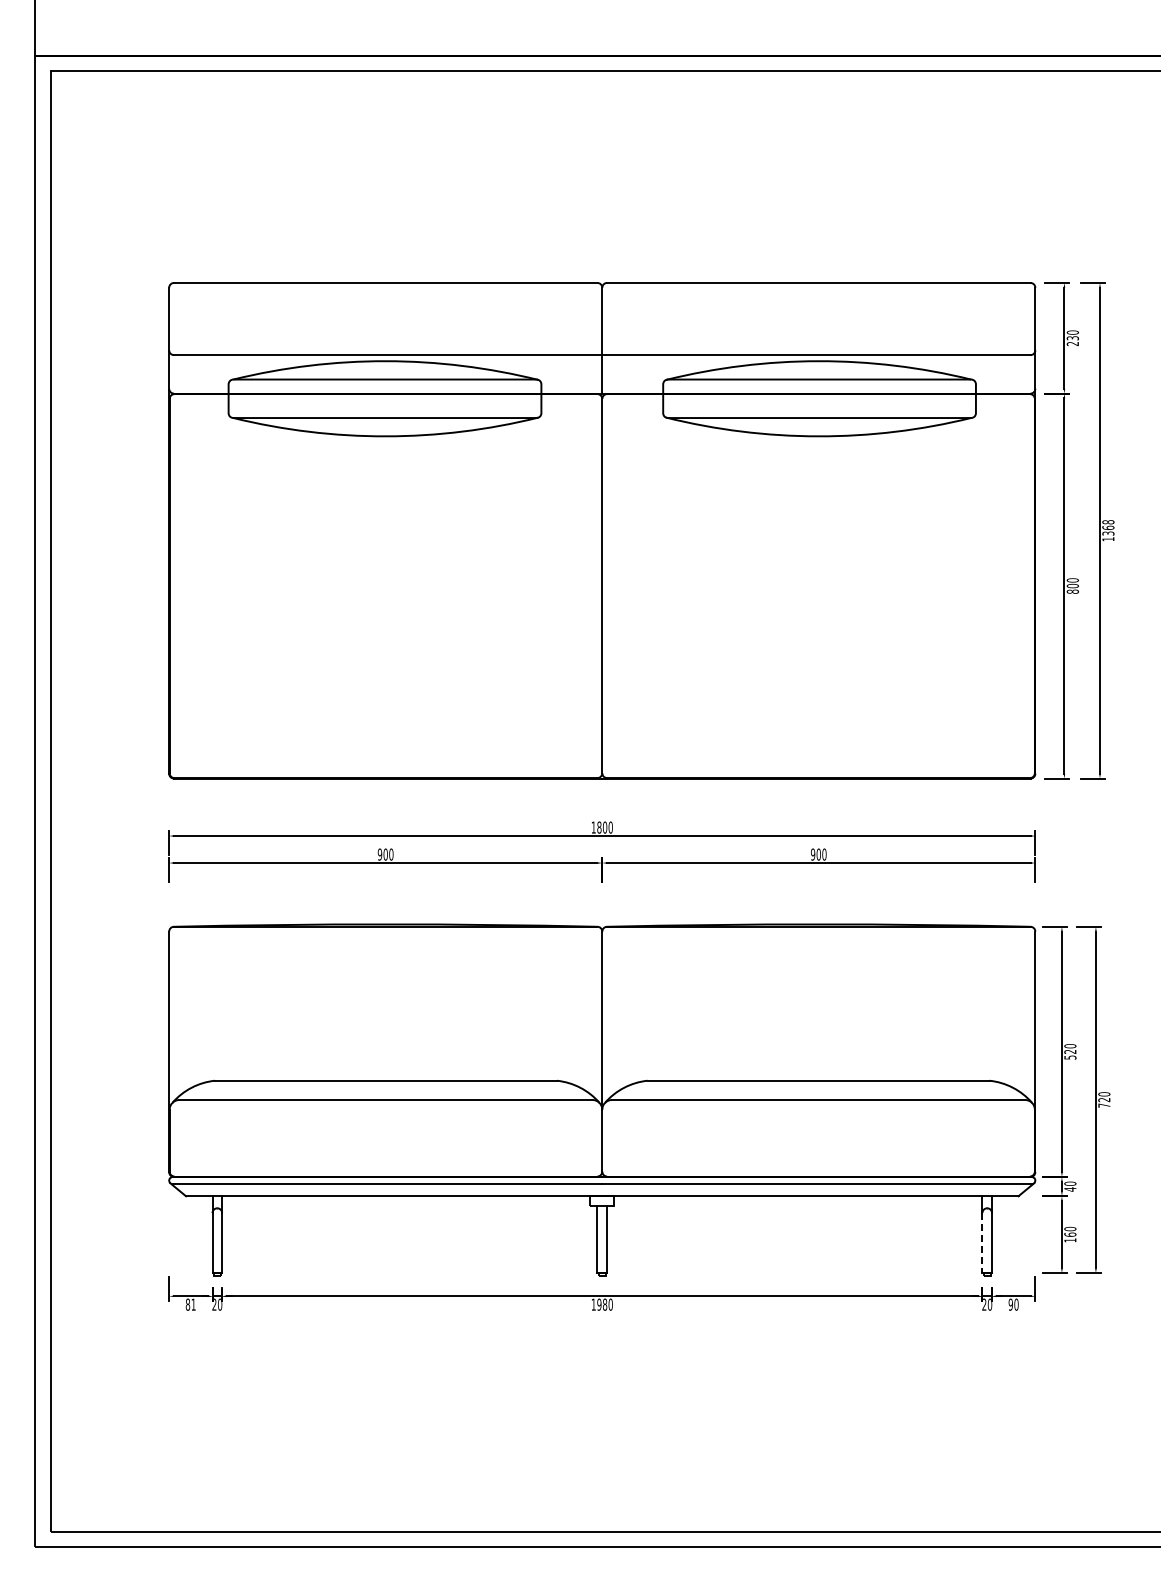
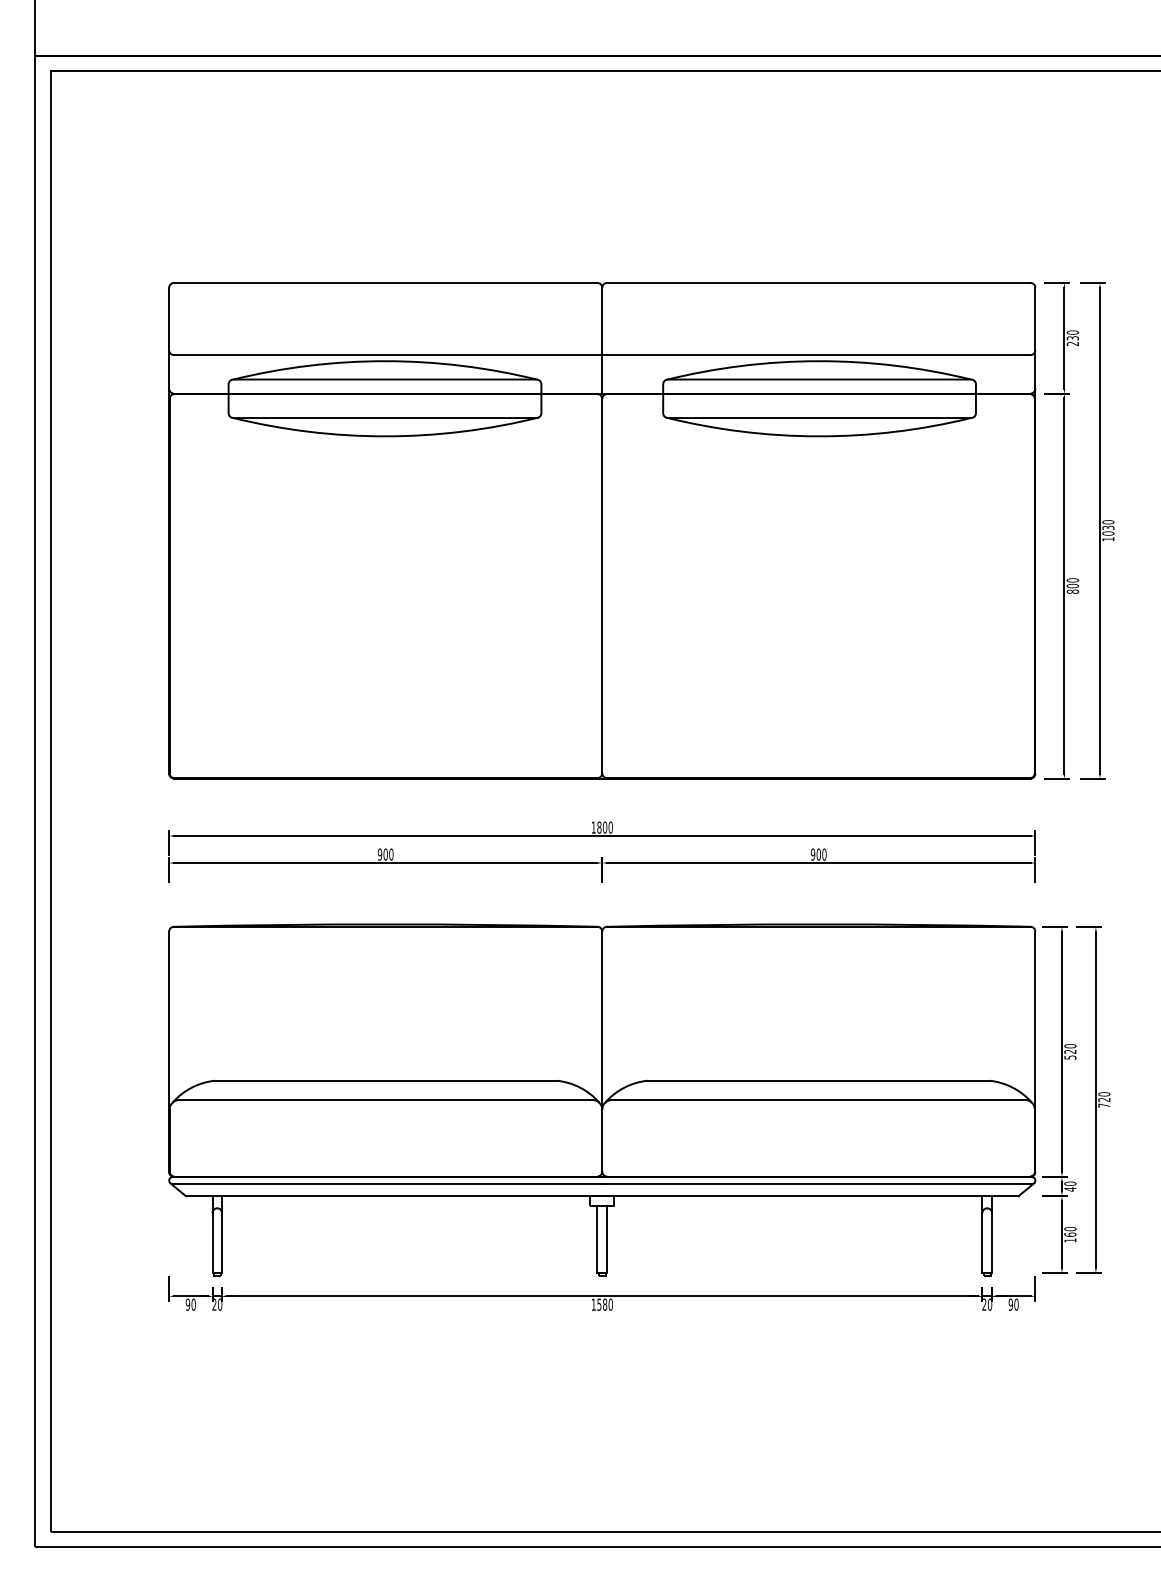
text: 1368 -> 1030 (1108, 527)
line: dashed -> solid (982, 1243)
text: 81 -> 90 (190, 1304)
text: 1980 -> 1580 (599, 1304)
